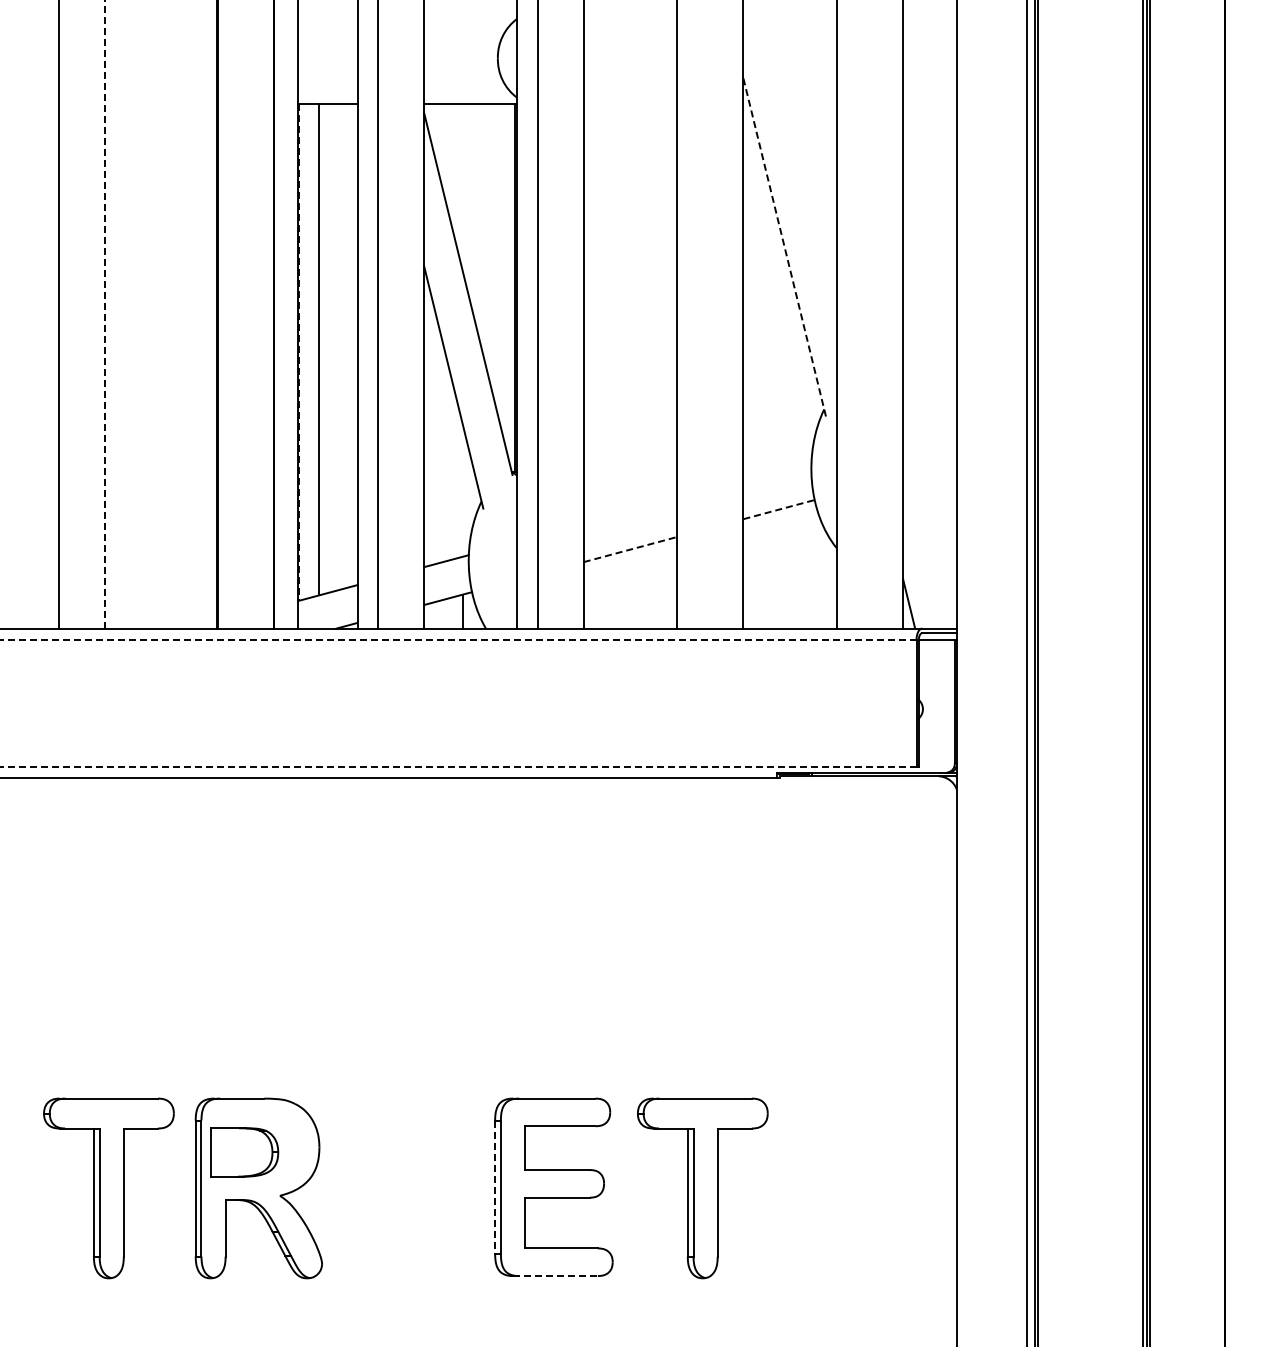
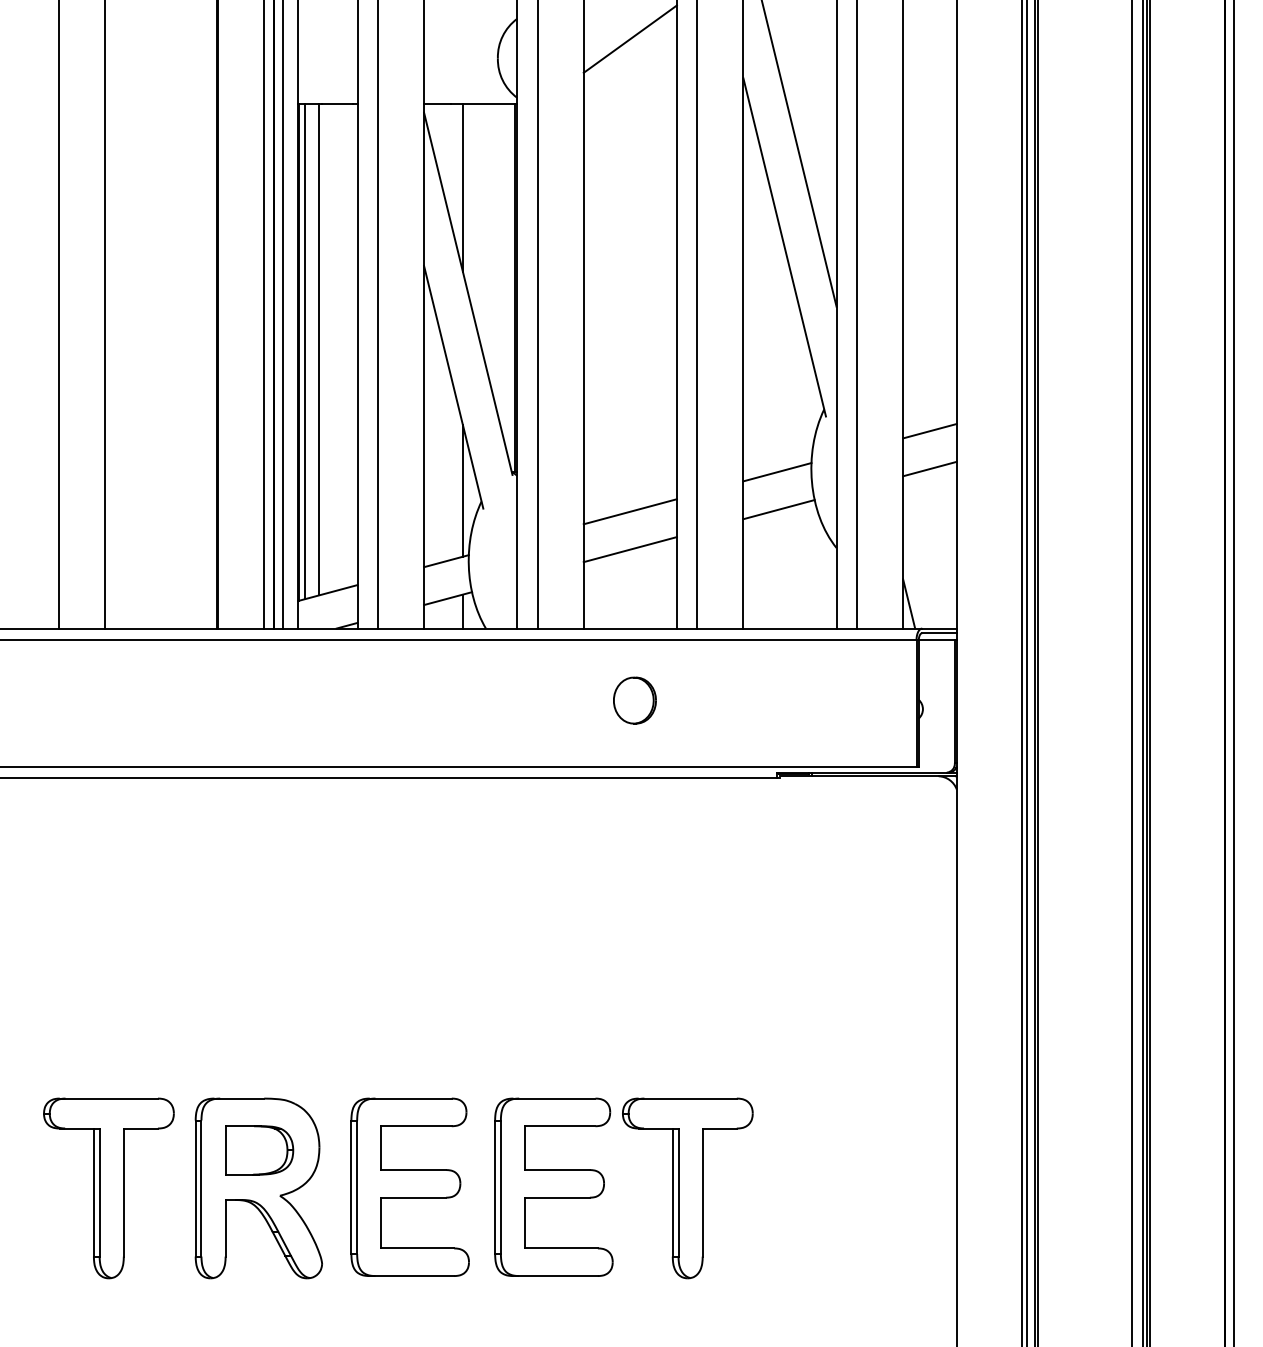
line: none -> present (629, 38)
line: none -> present (799, 154)
line: none -> present (462, 187)
line: dashed -> solid (784, 247)
line: dashed -> solid (104, 314)
line: none -> present (264, 315)
line: none -> present (283, 315)
line: none -> present (697, 315)
line: none -> present (857, 315)
line: none -> present (304, 351)
line: dashed -> solid (299, 353)
line: none -> present (929, 431)
line: none -> present (929, 468)
line: none -> present (777, 472)
line: none -> present (462, 490)
line: dashed -> solid (779, 509)
line: none -> present (629, 511)
line: dashed -> solid (630, 549)
line: dashed -> solid (458, 640)
line: none -> present (1021, 672)
line: none -> present (1131, 672)
line: none -> present (1233, 672)
part: none -> present (634, 700)
line: dashed -> solid (457, 766)
part position: (244, 1152) -> (259, 1150) (259, 1150)
part: none -> present (409, 1186)
line: dashed -> solid (495, 1187)
part position: (702, 1188) -> (687, 1188) (687, 1188)
line: dashed -> solid (556, 1276)
